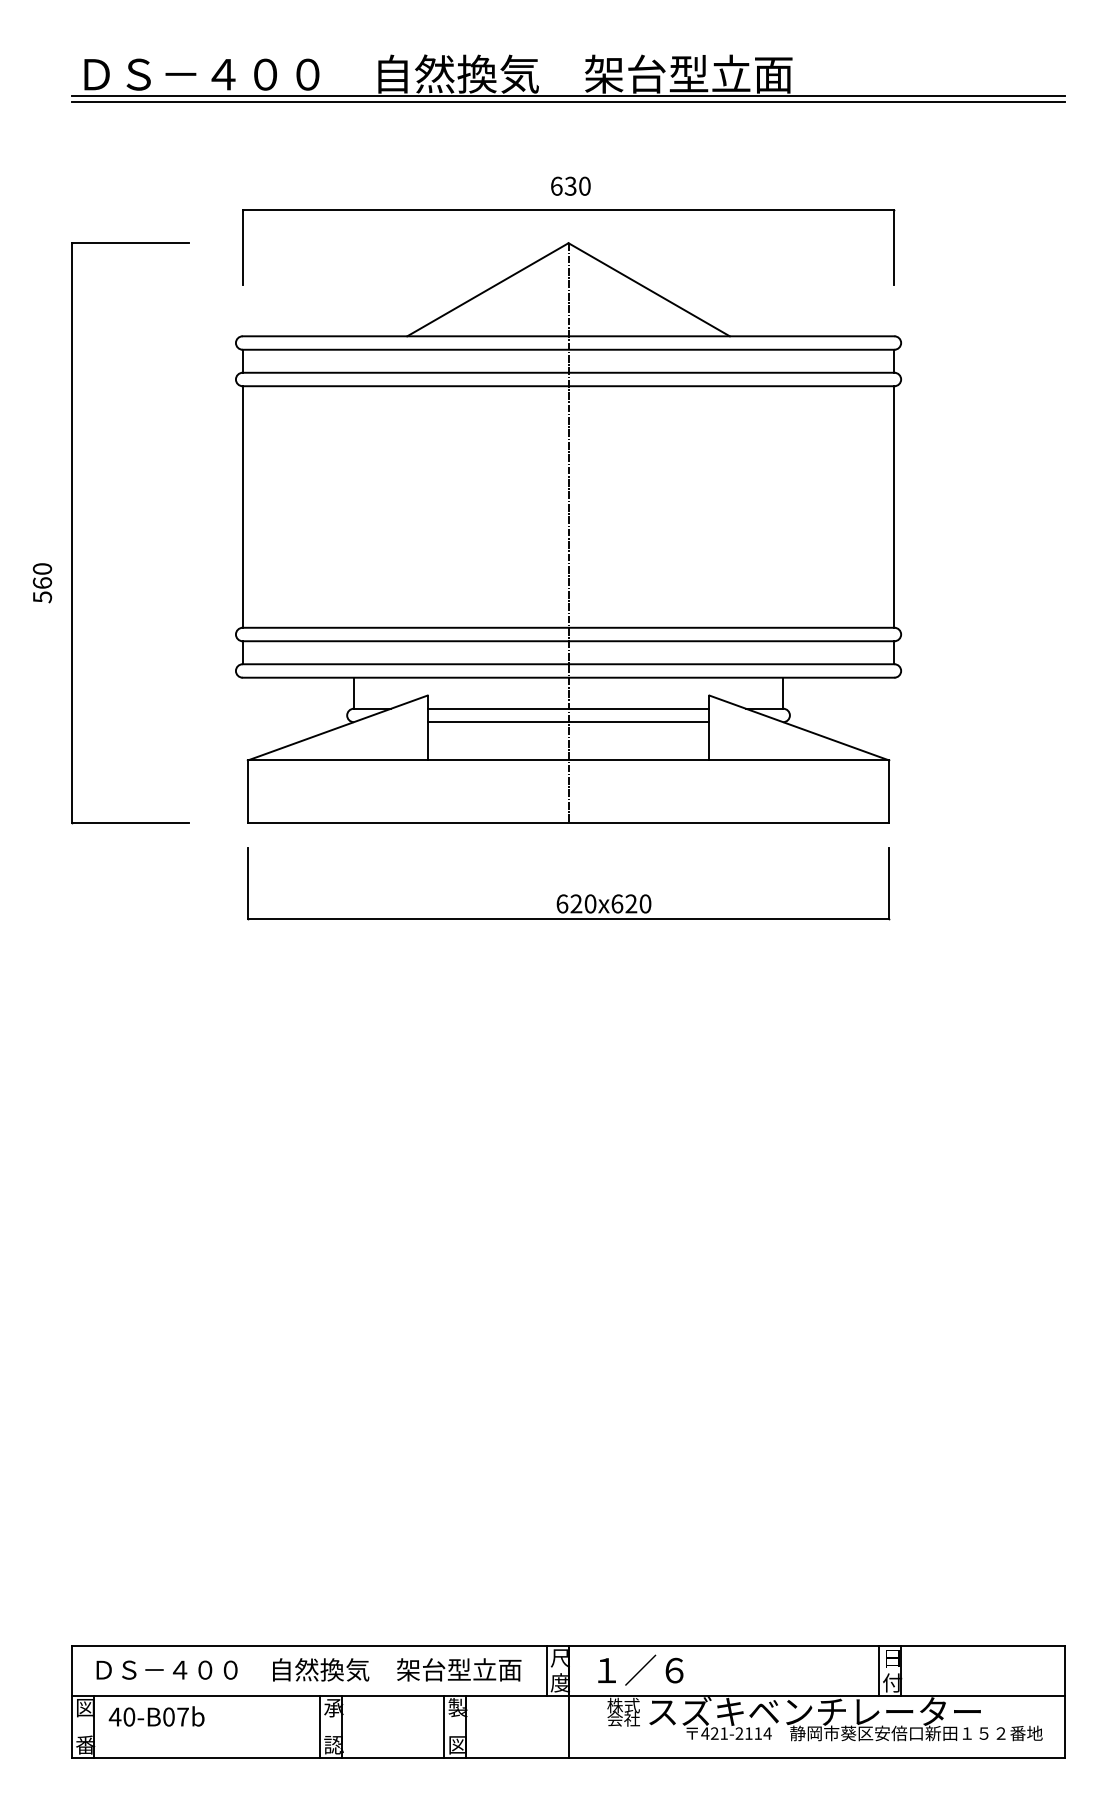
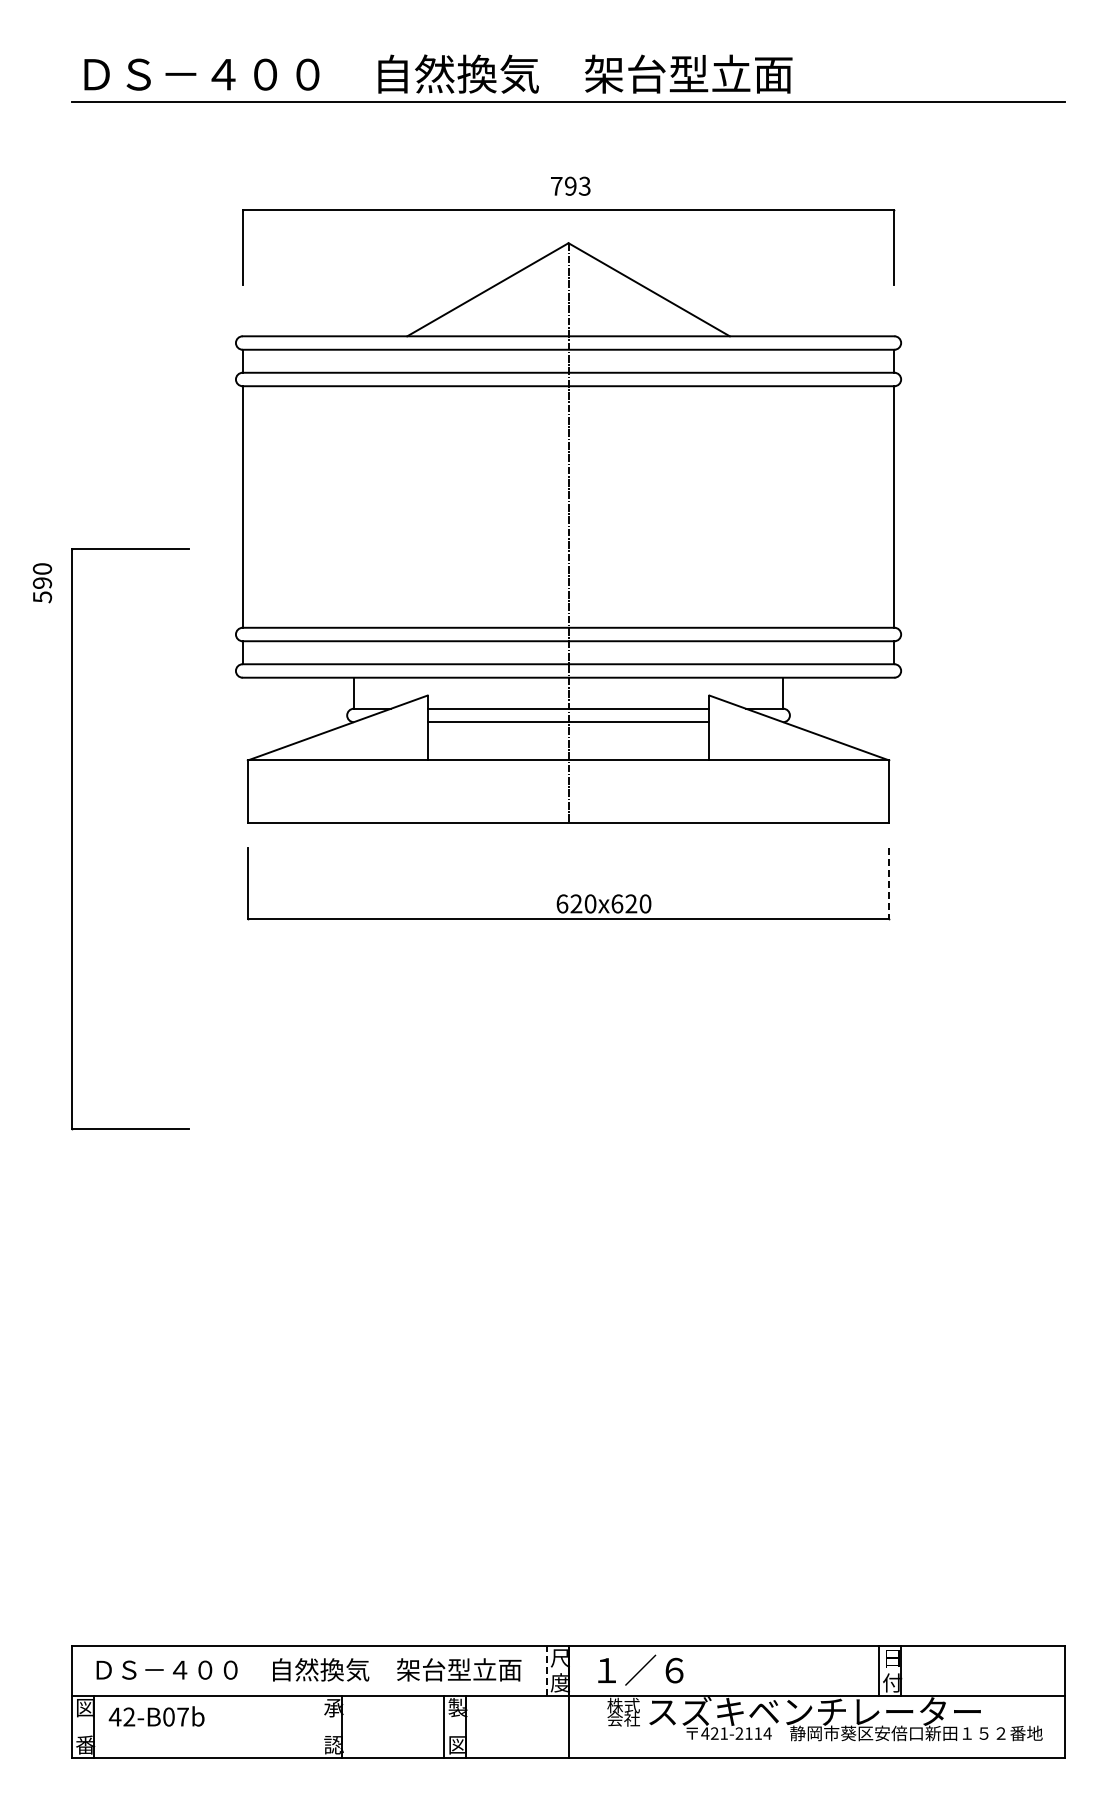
line: present -> none (568, 95)
text: 630 -> 793 (570, 185)
part position: (72, 533) -> (72, 839) (72, 839)
text: 560 -> 590 (42, 582)
line: solid -> dashed (889, 883)
line: solid -> dashed (546, 1670)
text: 40-B07b -> 42-B07b (129, 1716)
line: present -> none (320, 1726)
